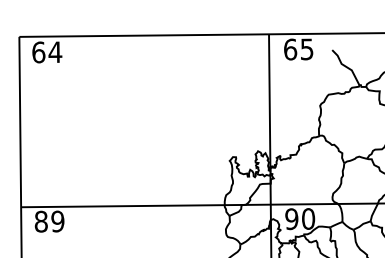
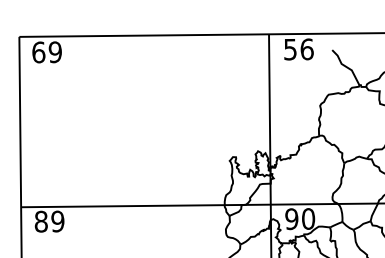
text: 65 -> 56 (298, 49)
text: 64 -> 69 (55, 52)
